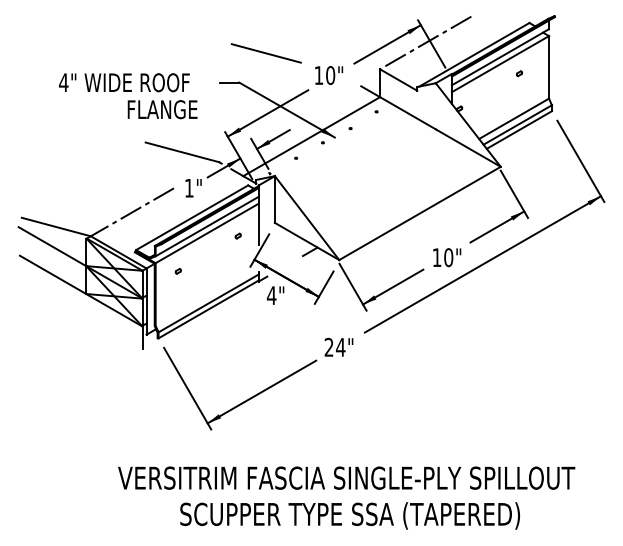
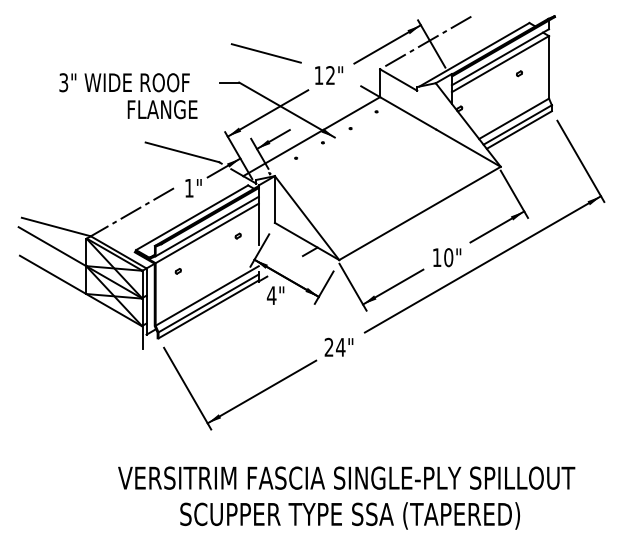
text: 10" -> 12" (330, 75)
text: 4" -> 3" (63, 82)
line: none -> present (206, 295)
